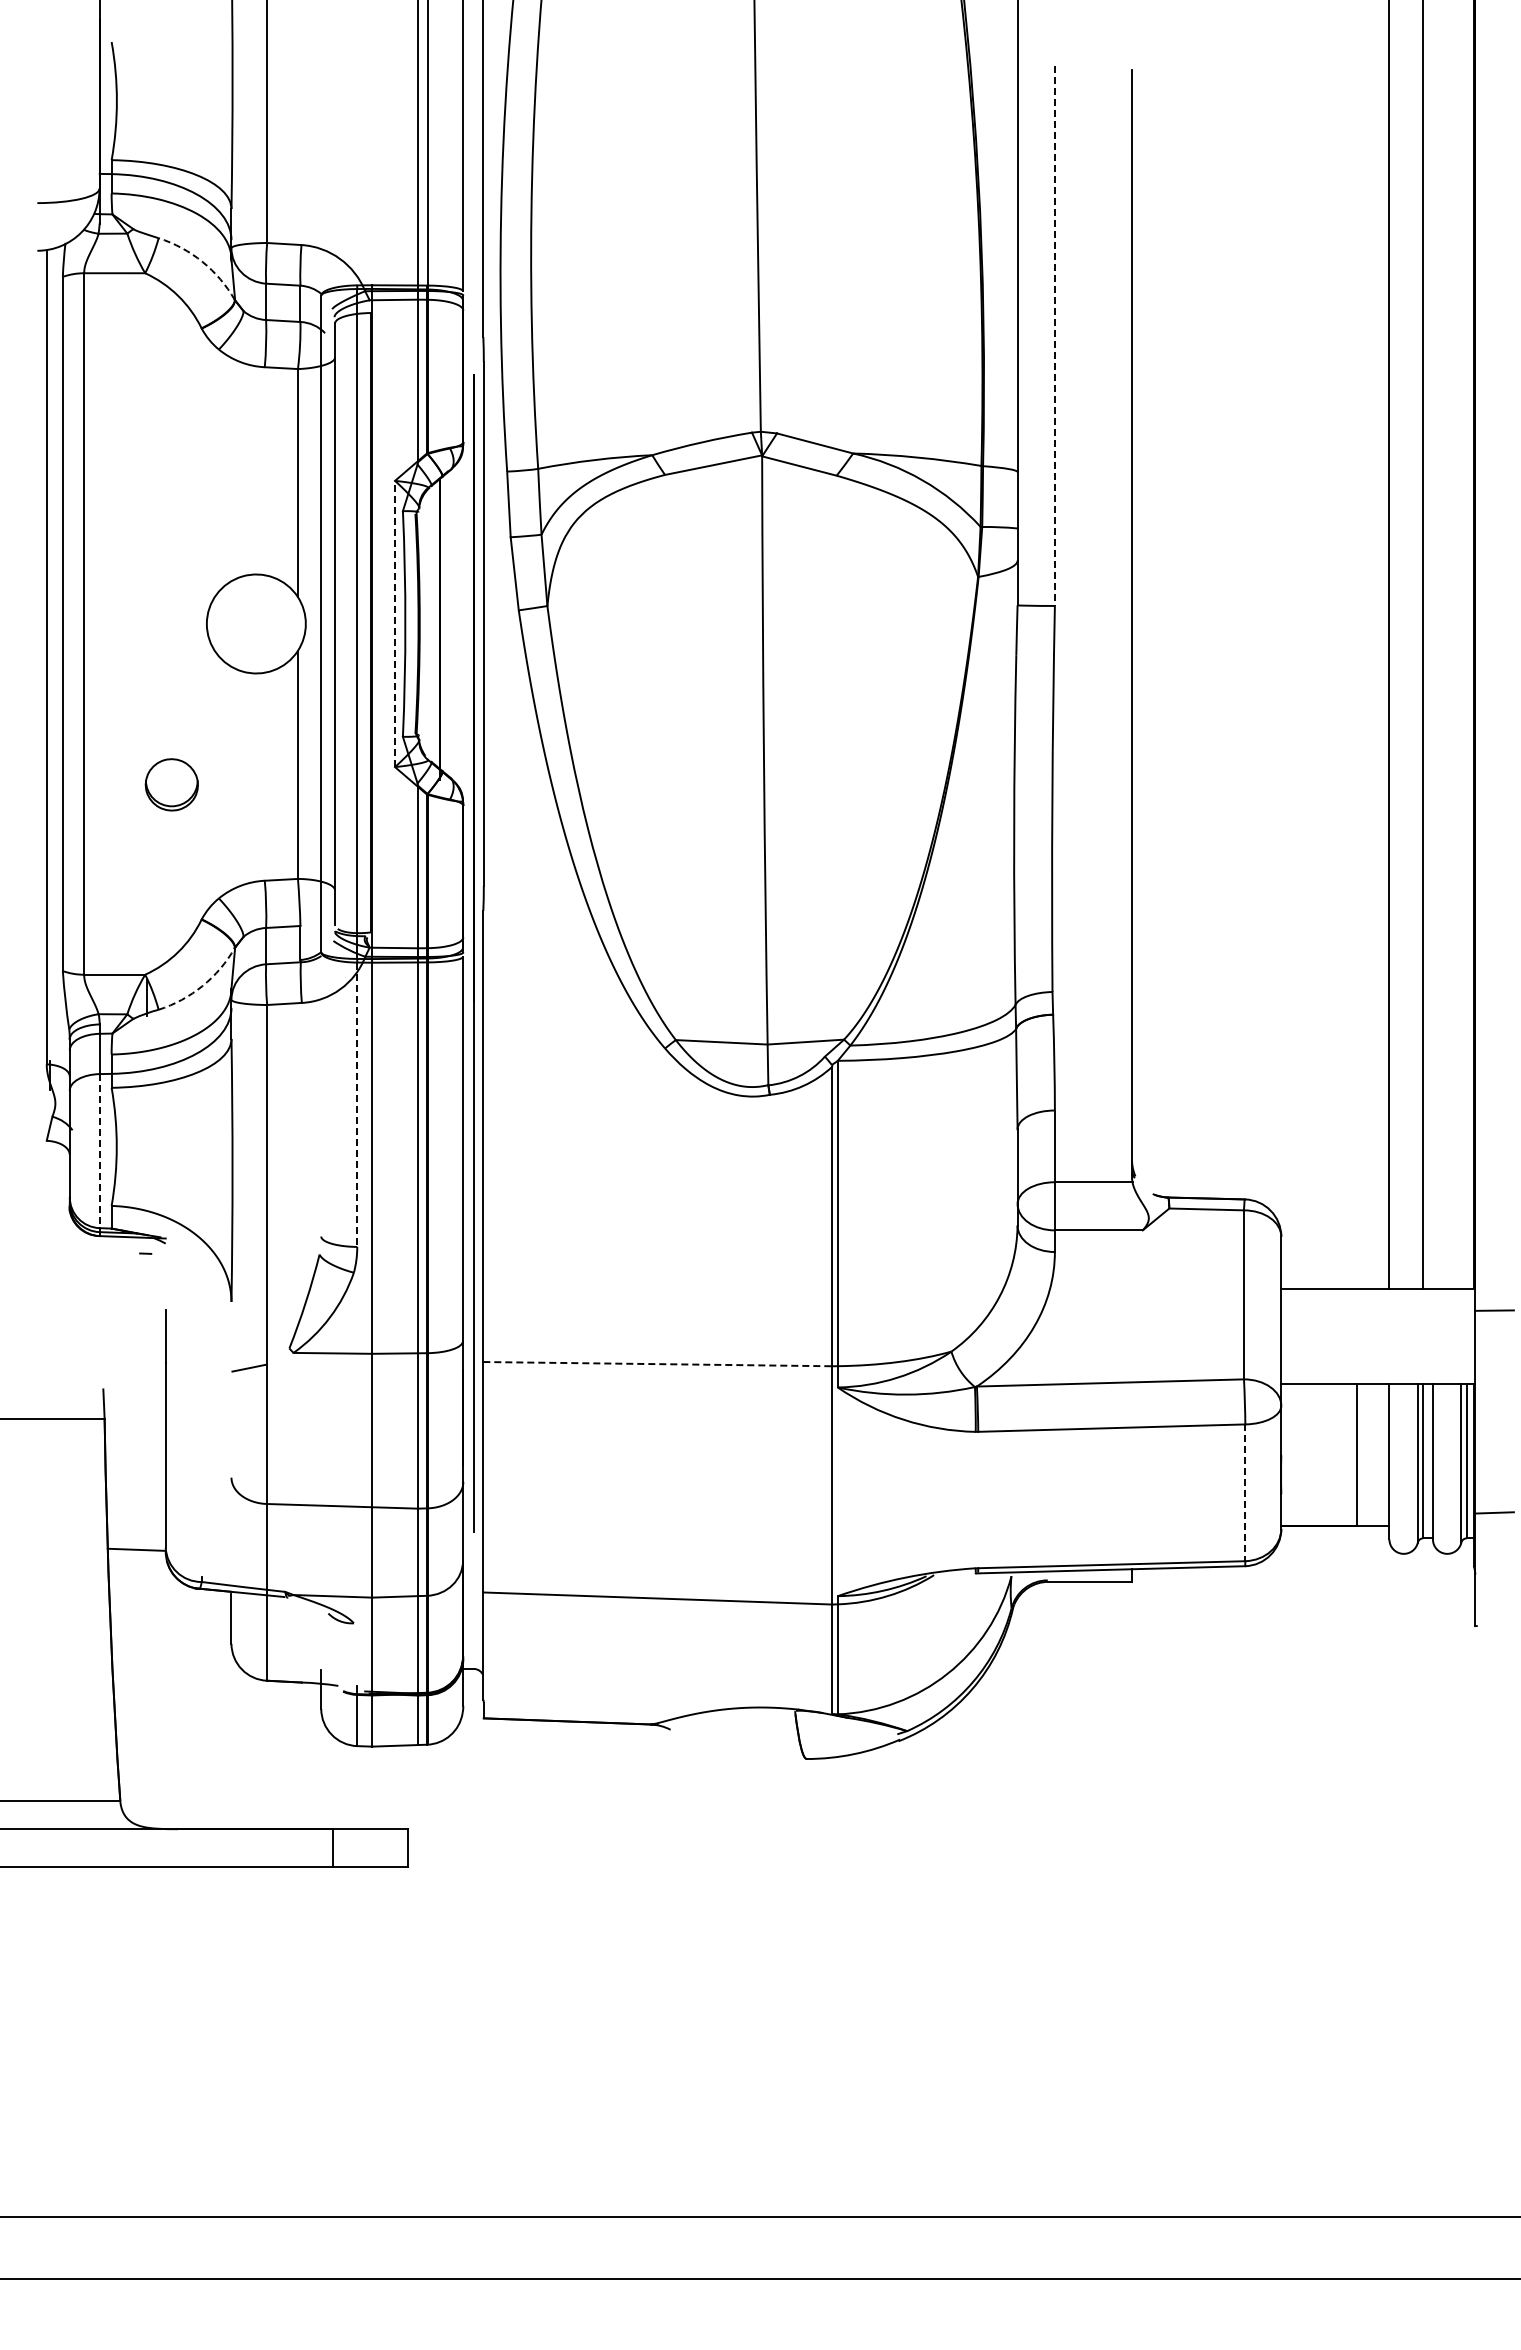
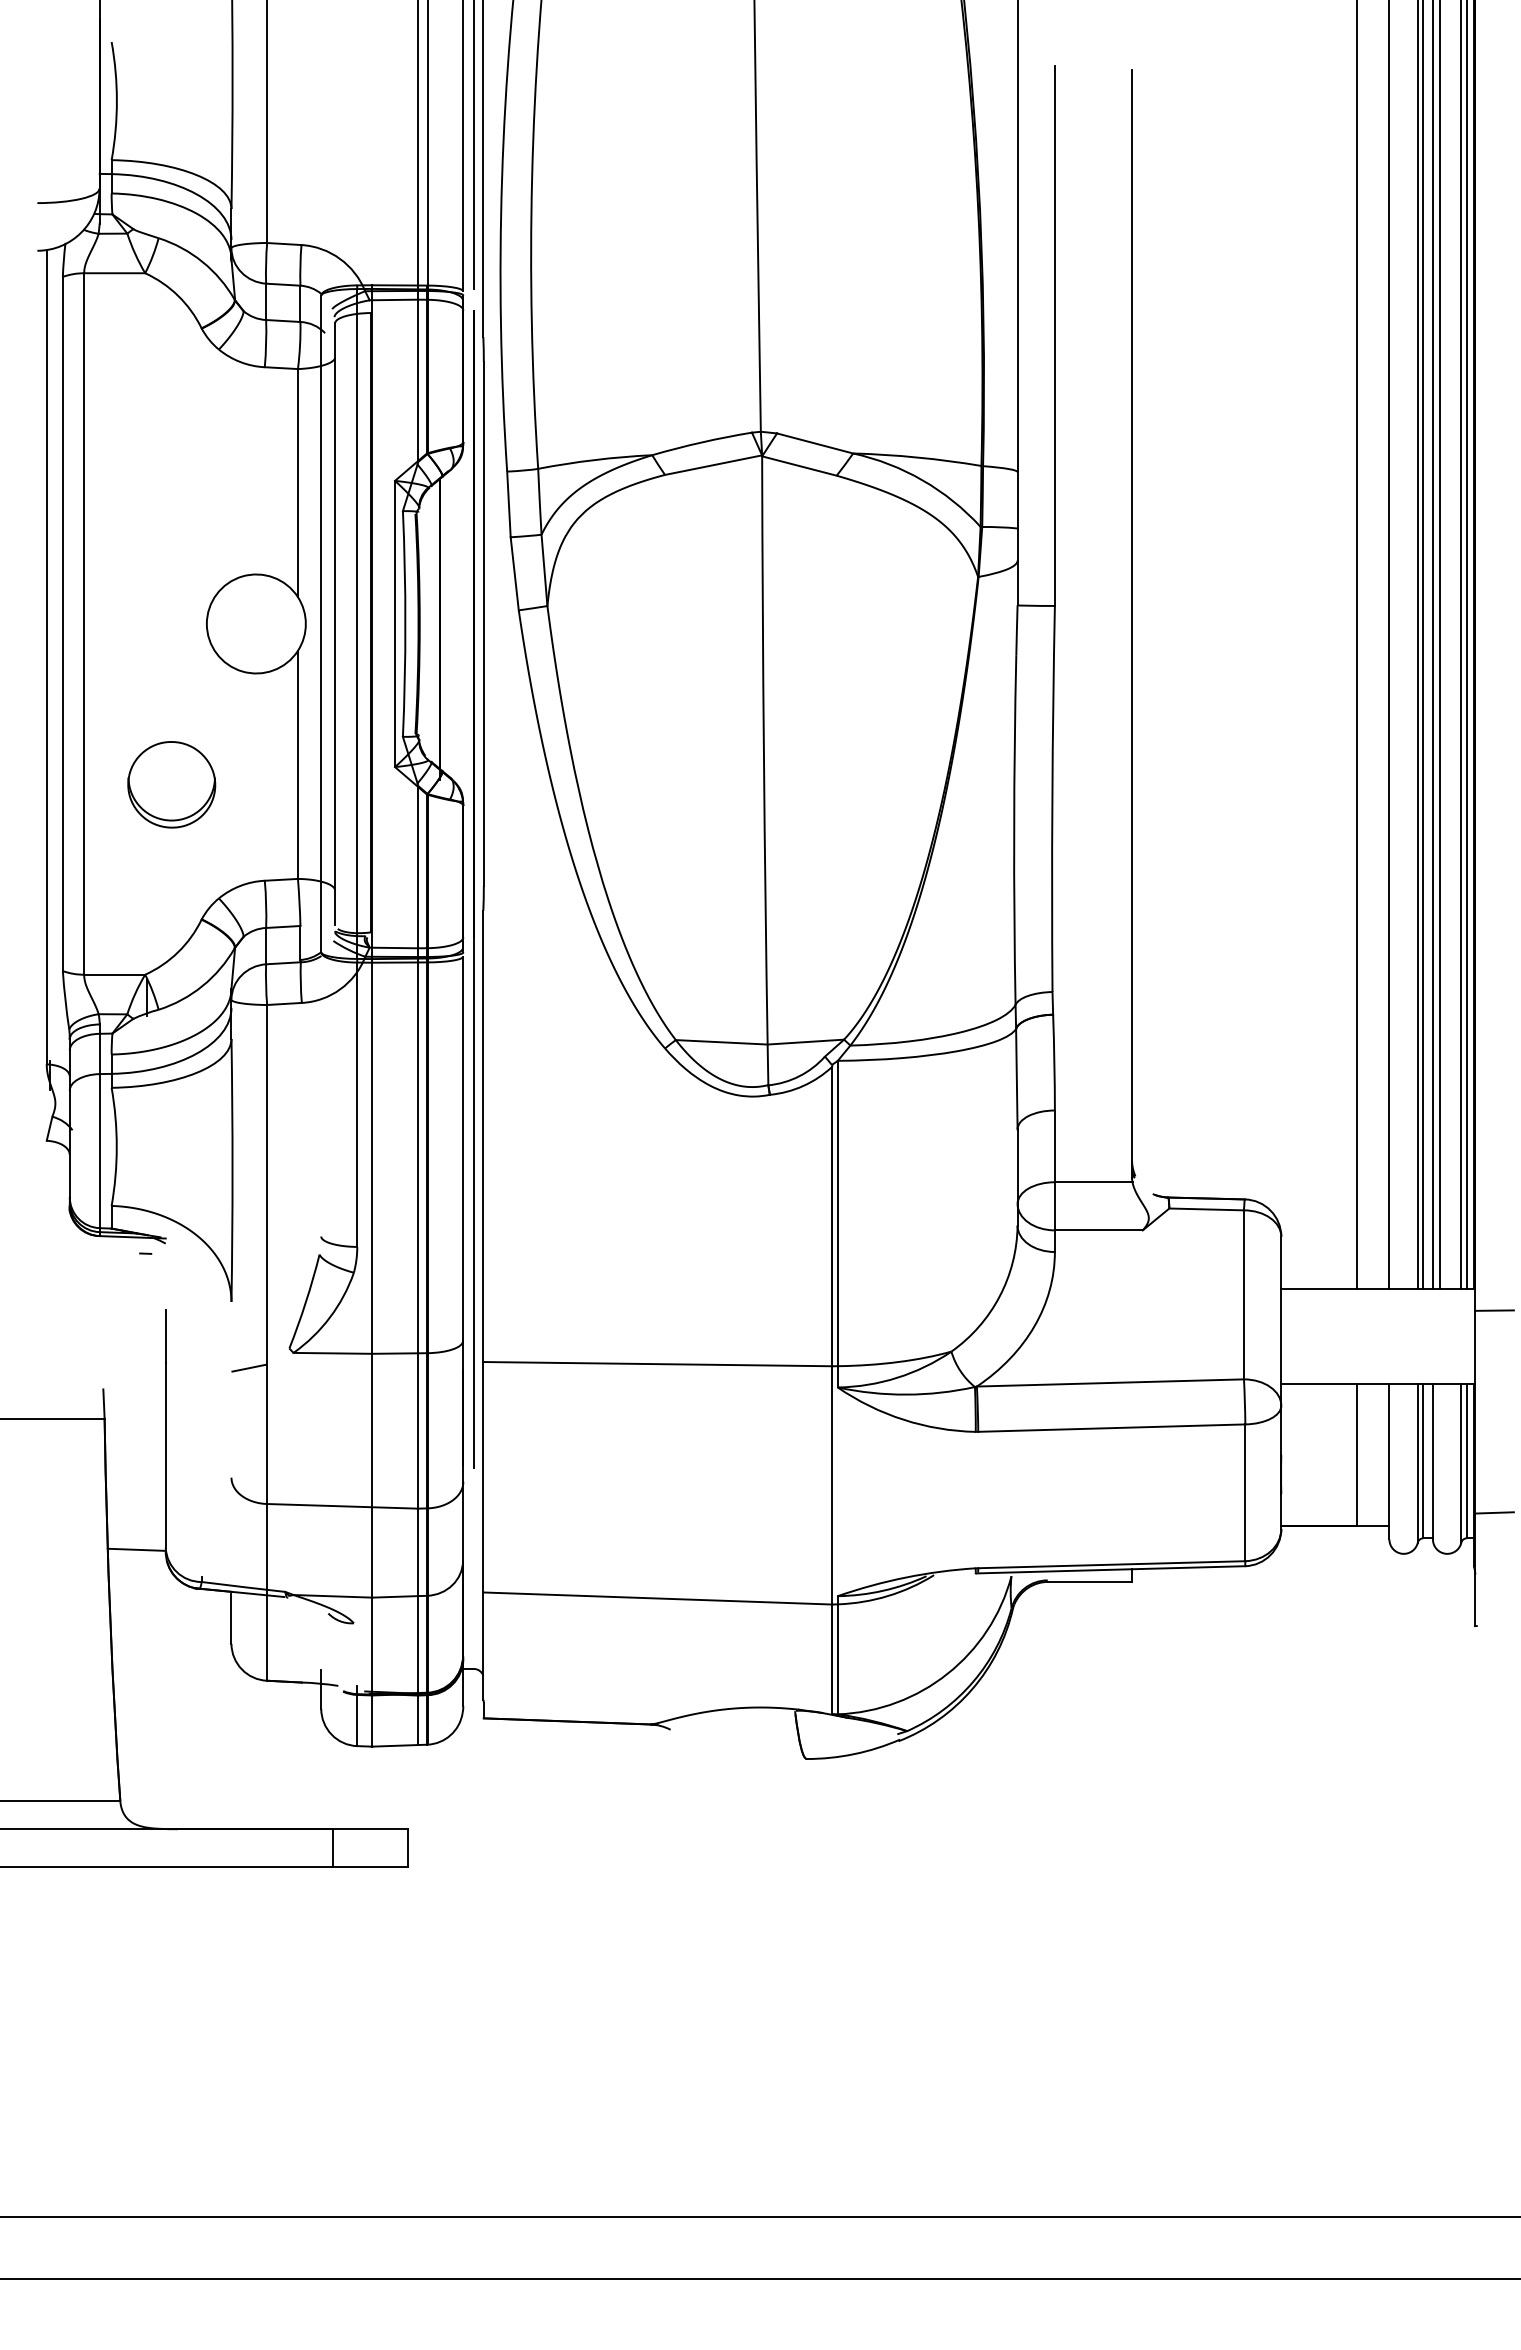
line: none -> present (473, 145)
arc: dashed -> solid (202, 261)
line: dashed -> solid (1054, 336)
line: dashed -> solid (395, 623)
line: none -> present (1357, 645)
line: none -> present (1417, 645)
line: none -> present (1432, 645)
line: none -> present (1439, 645)
line: none -> present (1461, 645)
line: none -> present (1466, 645)
part size: 55x54 px -> 90x88 px (171, 784)
line position: (473, 953) -> (473, 889) (473, 889)
arc: dashed -> solid (202, 986)
line: dashed -> solid (357, 1105)
line: dashed -> solid (99, 1151)
line: dashed -> solid (657, 1364)
line: dashed -> solid (1245, 1493)
